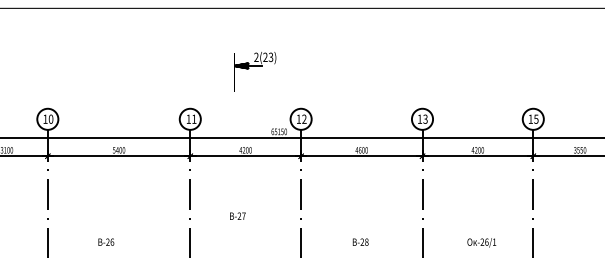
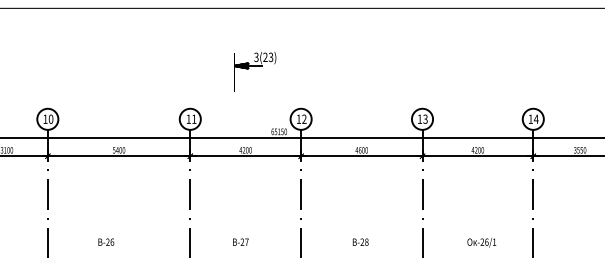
text: 2(23) -> 3(23) (256, 58)
text: 15 -> 14 (535, 118)
text position: (237, 215) -> (240, 241) (240, 241)
